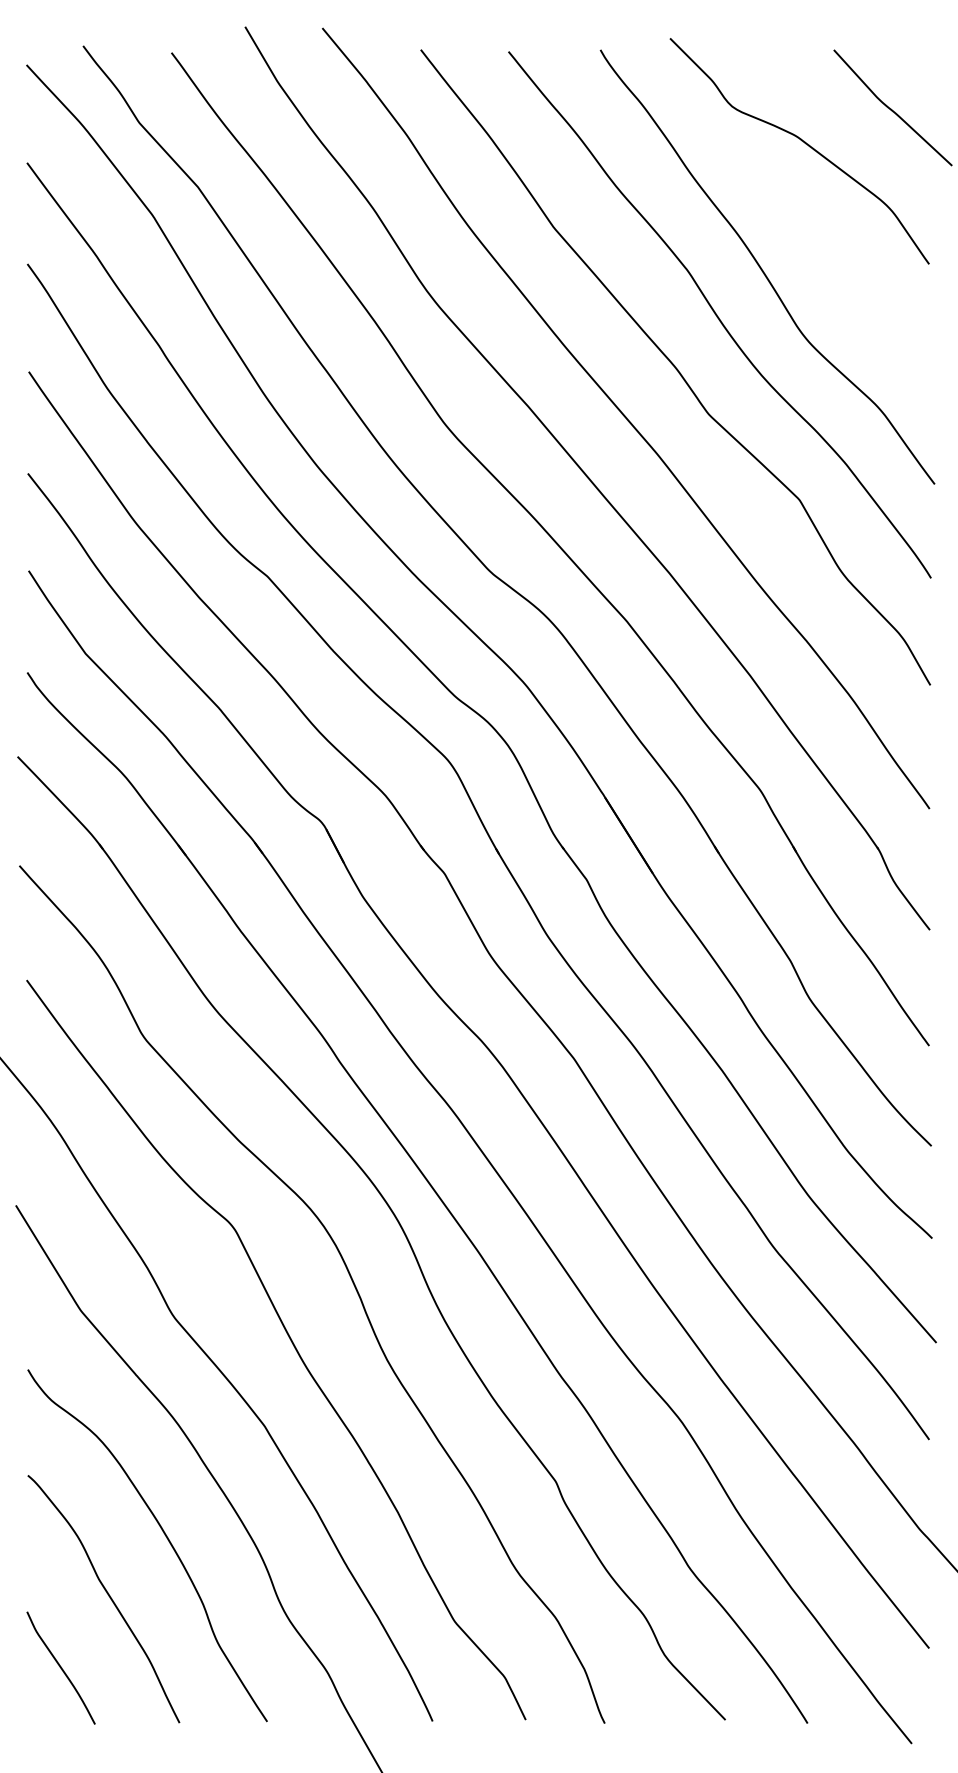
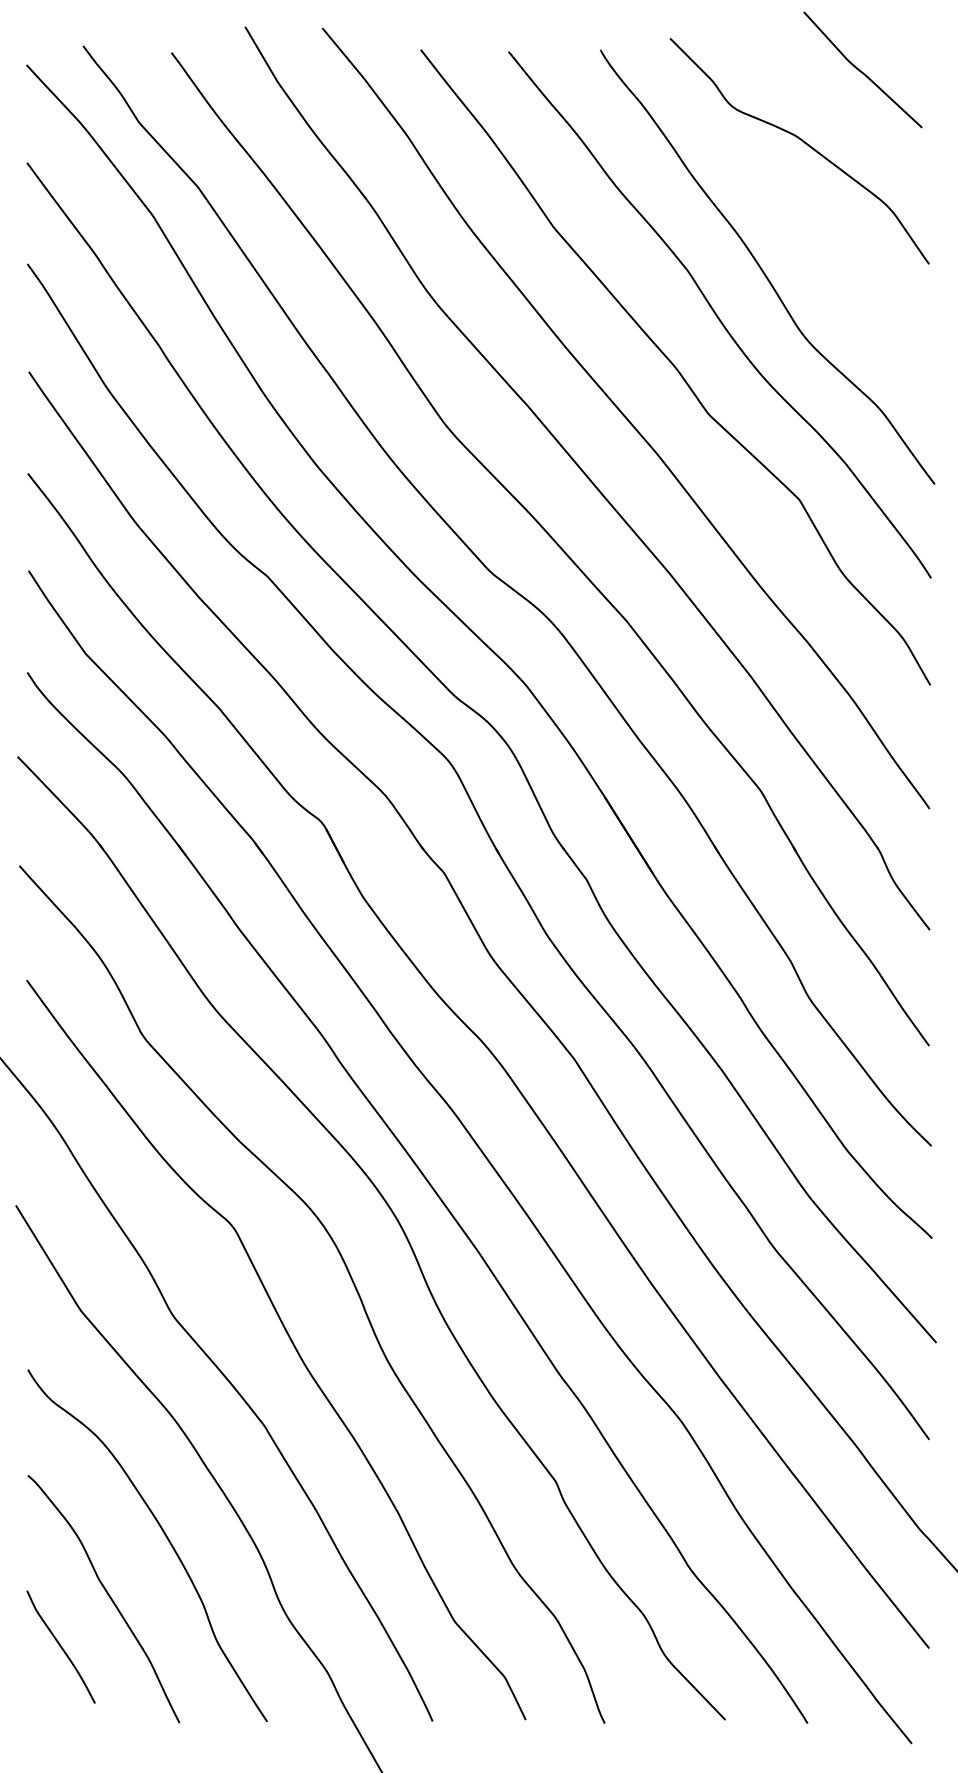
curve position: (891, 108) -> (861, 70) (861, 70)
curve position: (60, 1667) -> (60, 1646) (60, 1646)
